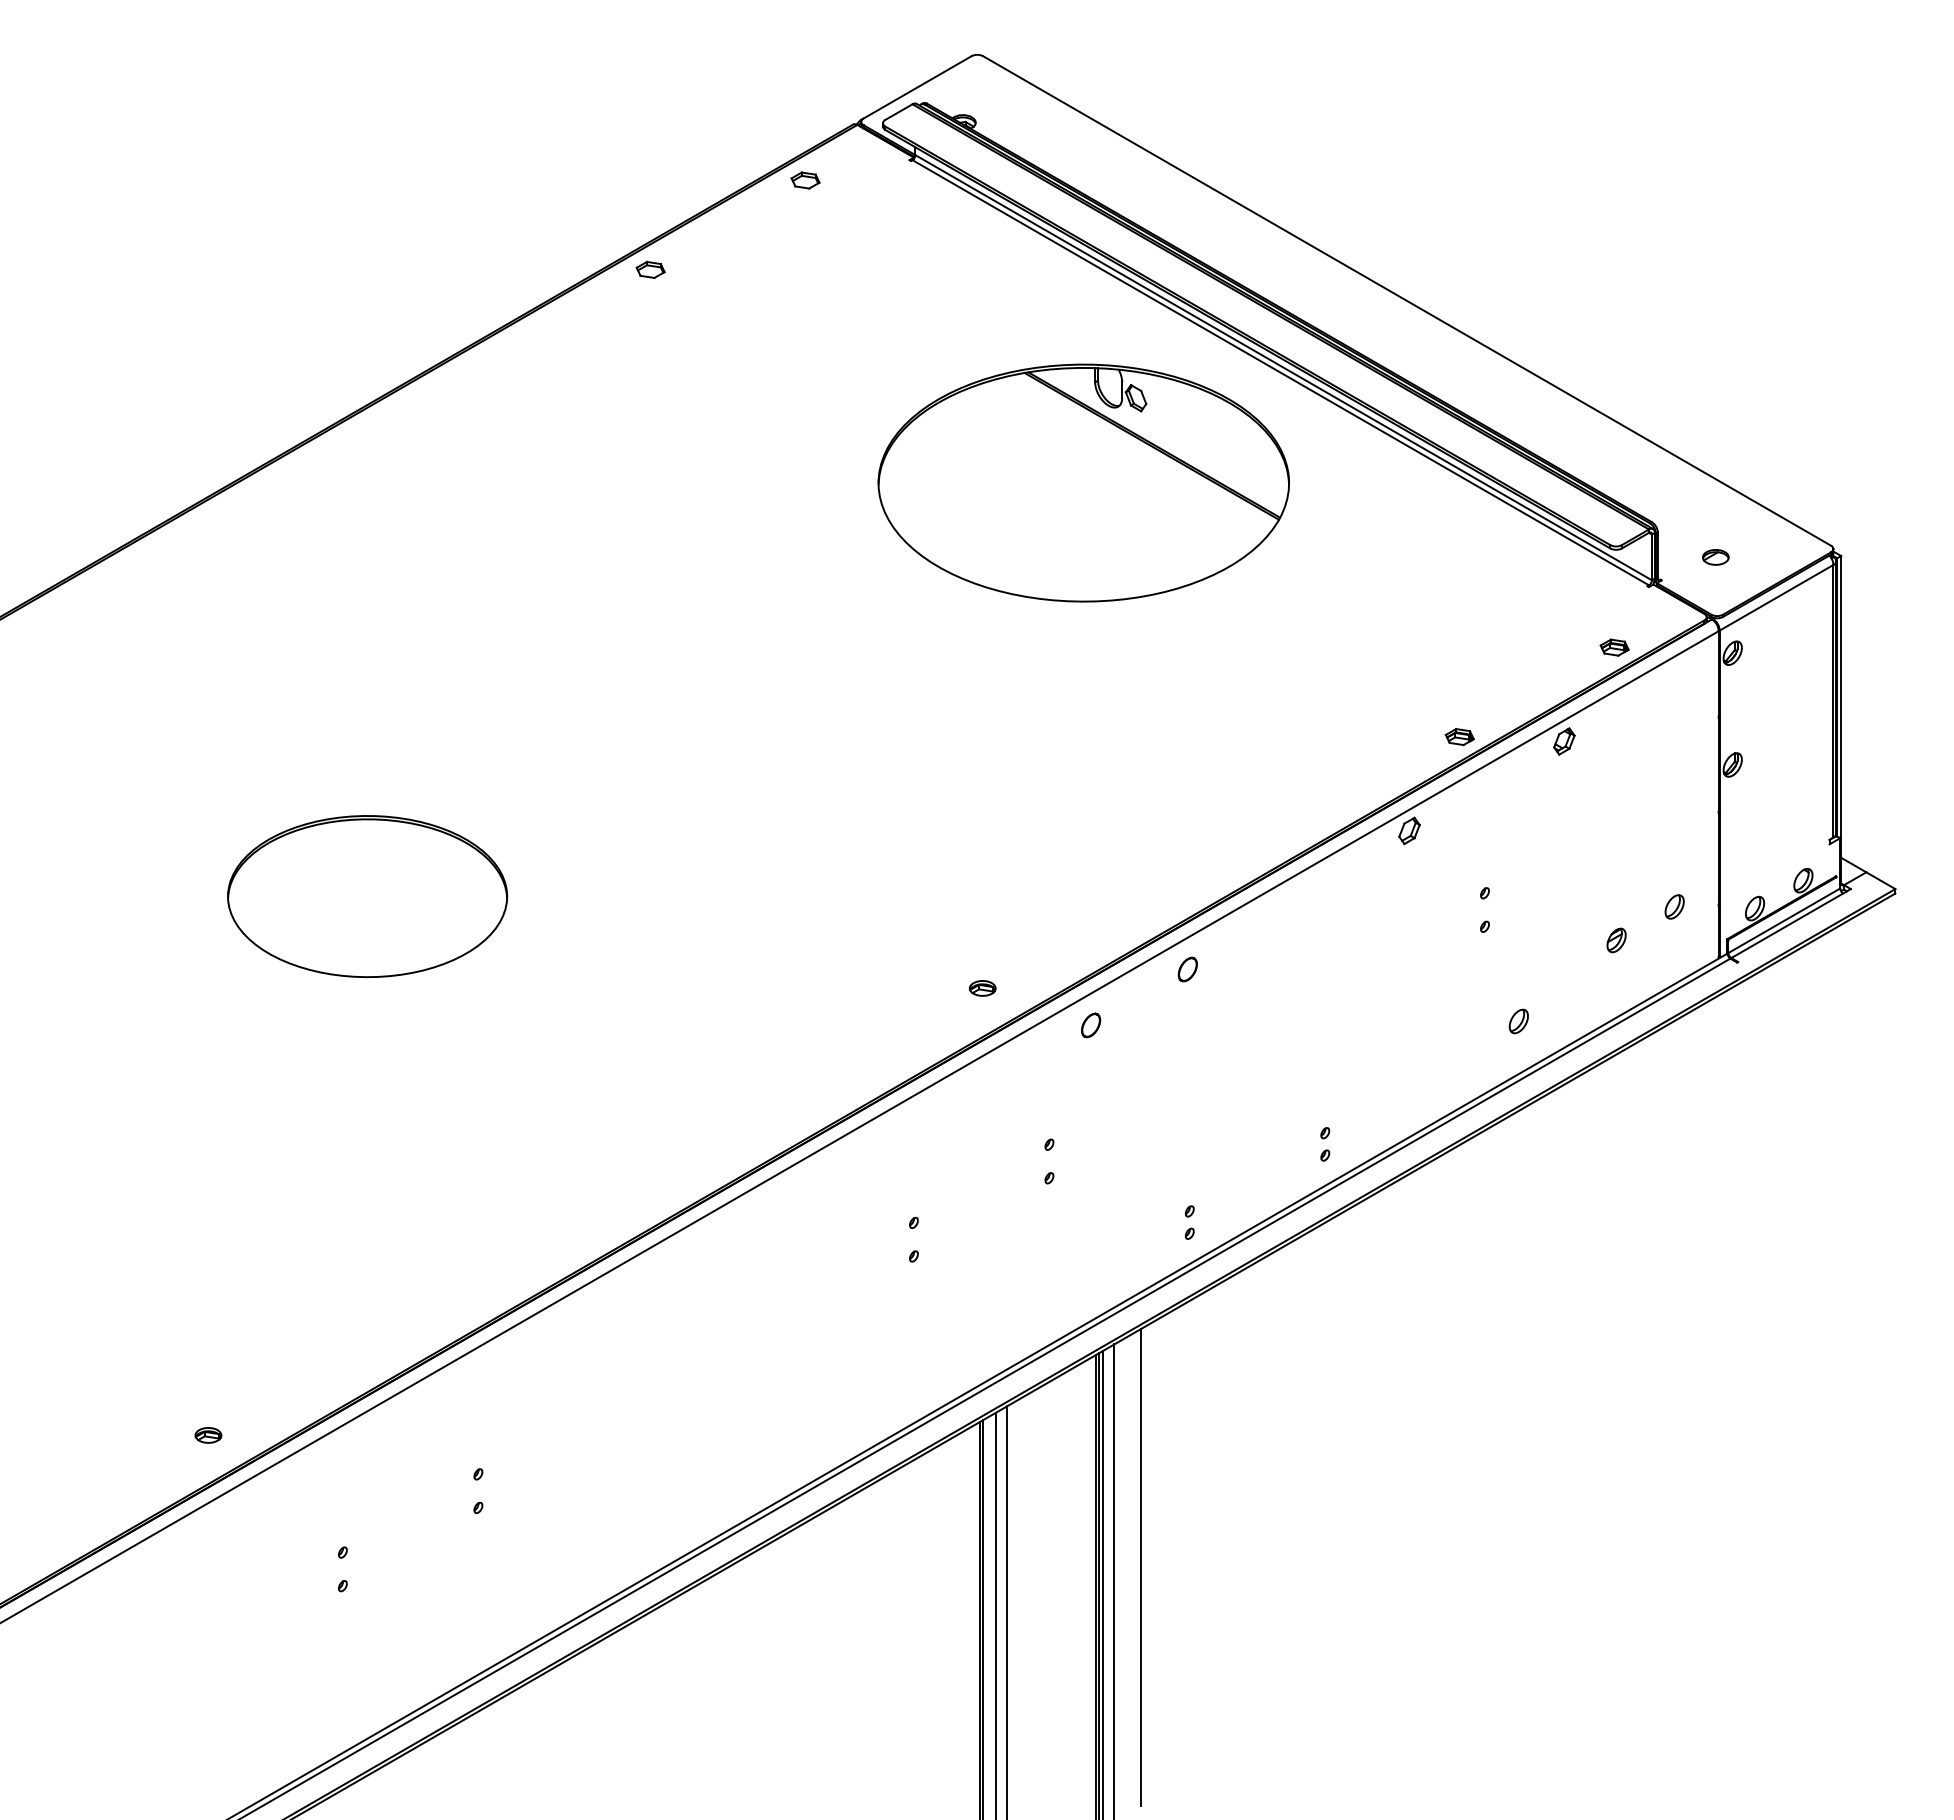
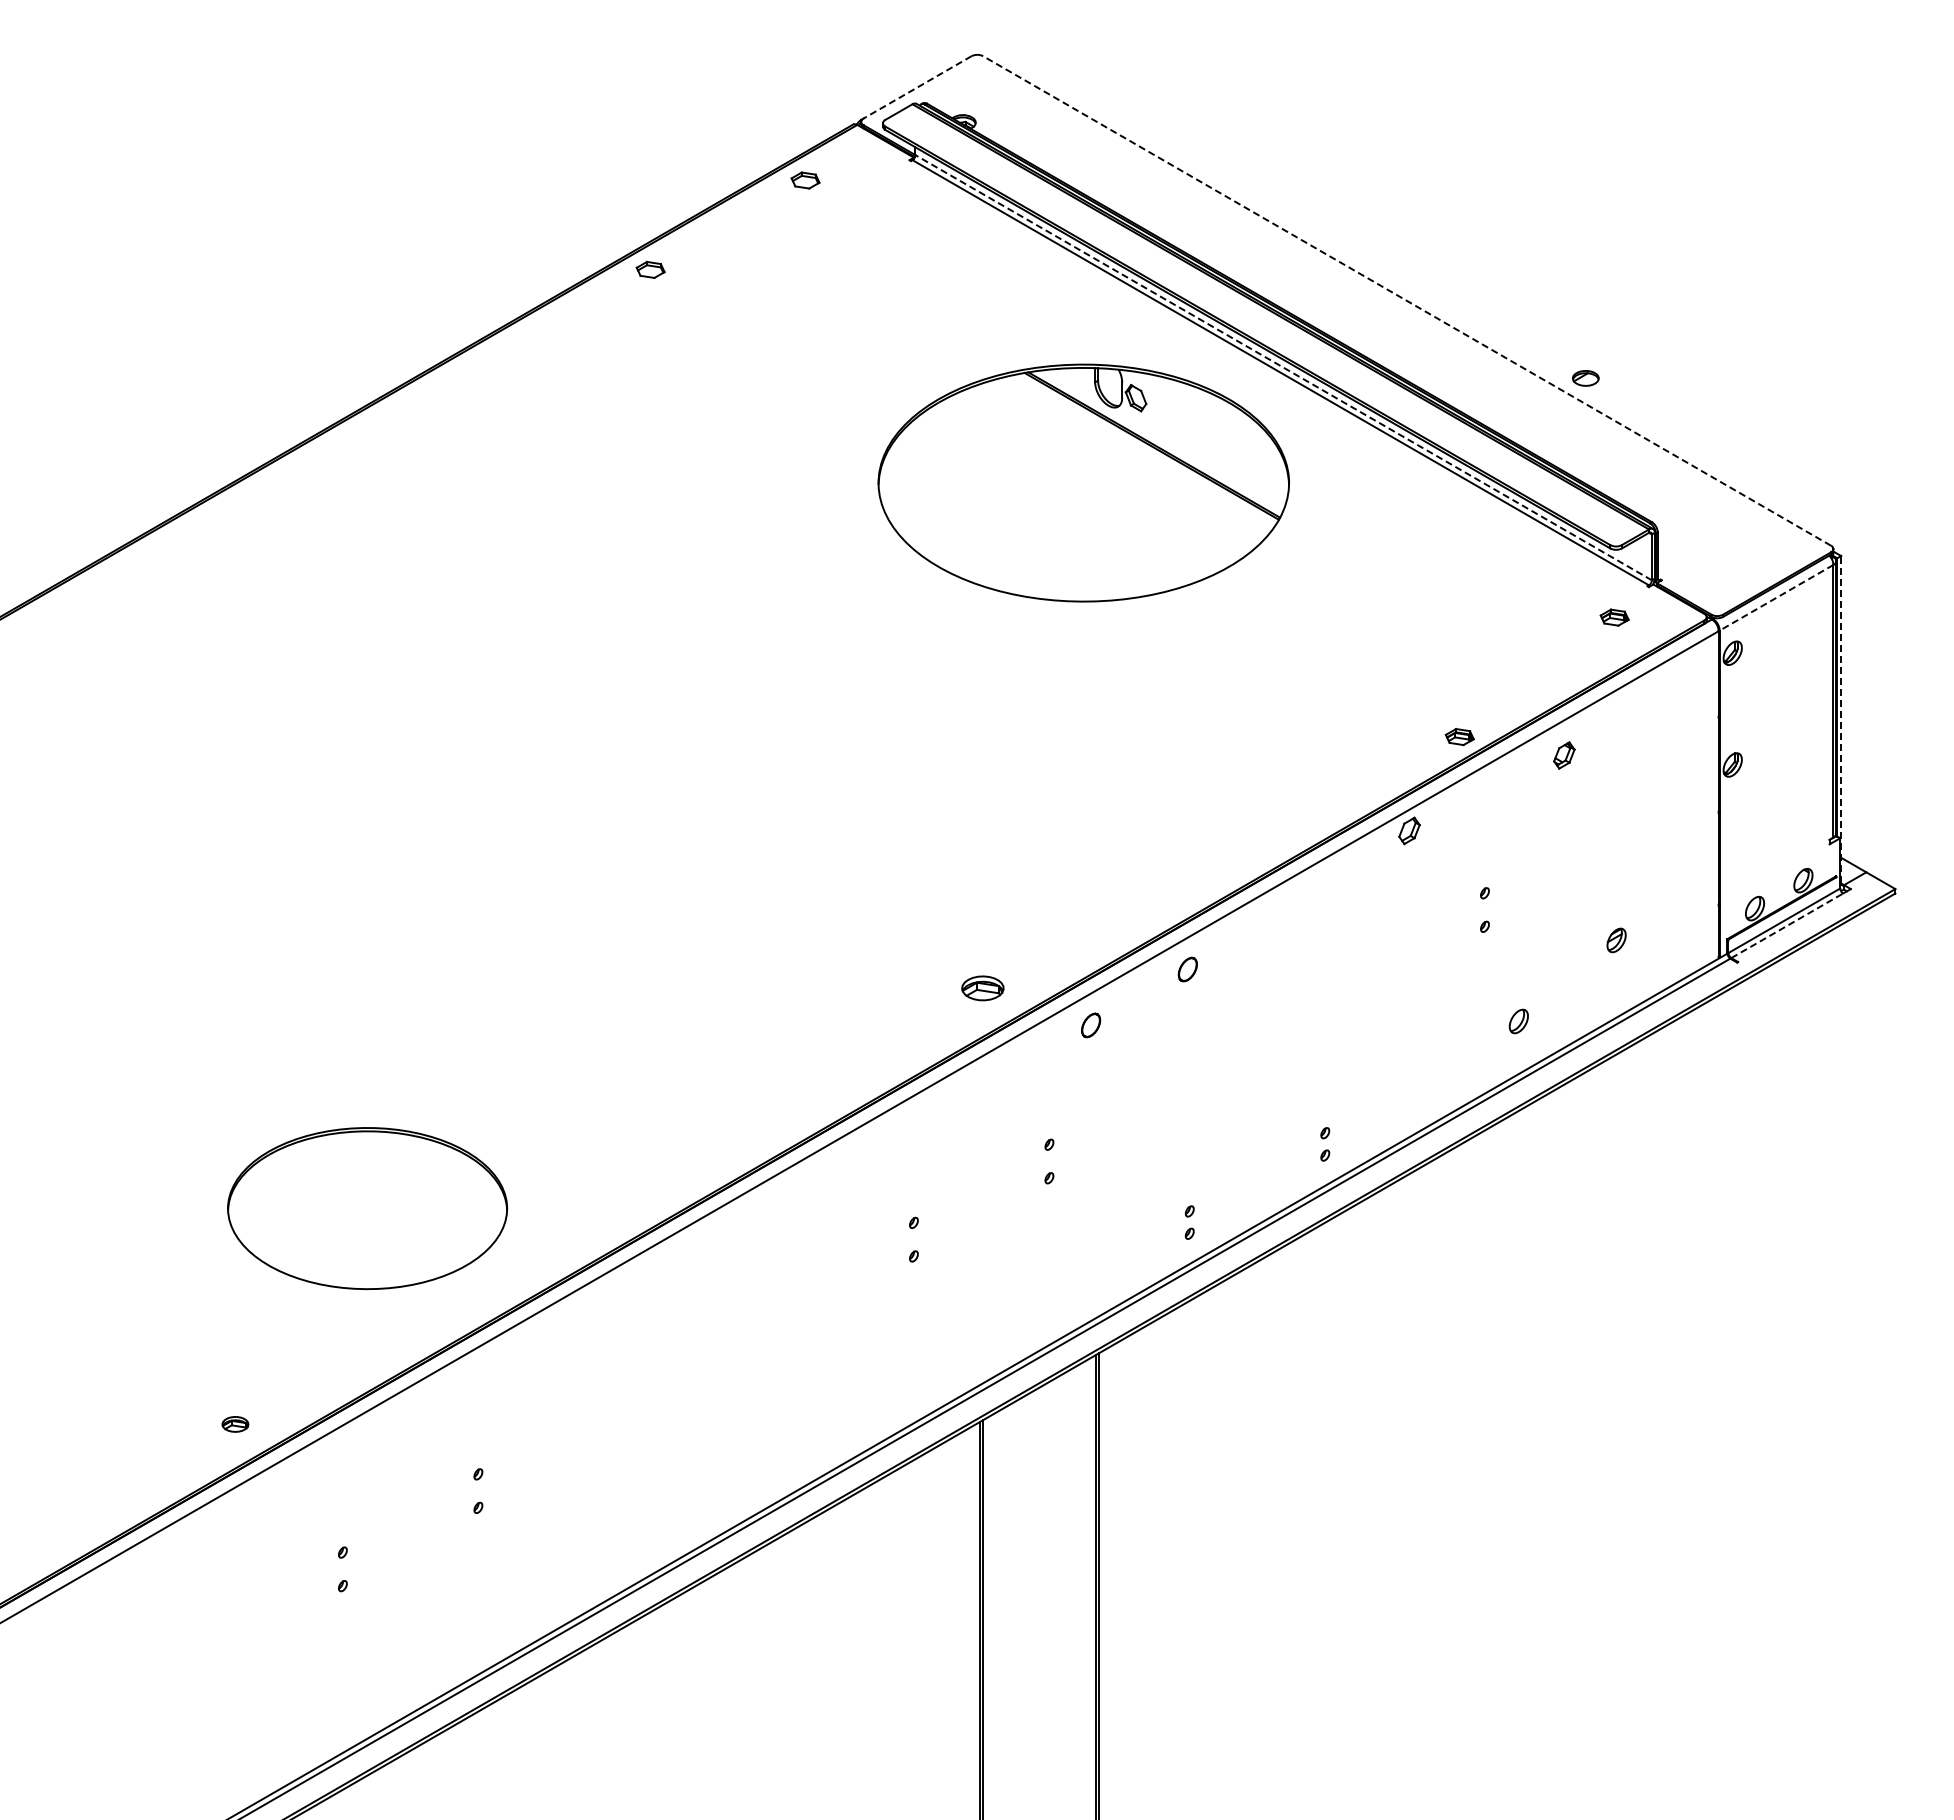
line: solid -> dashed (917, 87)
line: solid -> dashed (1406, 300)
line: solid -> dashed (1283, 367)
part position: (1715, 557) -> (1585, 378) (1585, 378)
line: solid -> dashed (1776, 597)
part position: (1614, 647) -> (1614, 617) (1614, 617)
line: solid -> dashed (1841, 719)
part position: (1564, 741) -> (1564, 755) (1564, 755)
part position: (367, 896) -> (367, 1208) (367, 1208)
part: present -> none (1674, 906)
line: solid -> dashed (1787, 925)
part size: 29x17 px -> 44x27 px (982, 988)
part position: (208, 1435) -> (235, 1424) (235, 1424)
line: present -> none (1141, 1567)
line: present -> none (1114, 1580)
line: present -> none (1102, 1583)
line: present -> none (1007, 1611)
line: present -> none (995, 1614)
